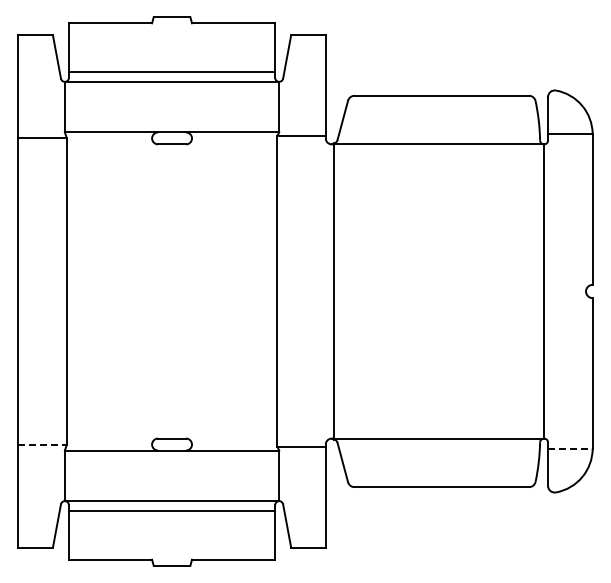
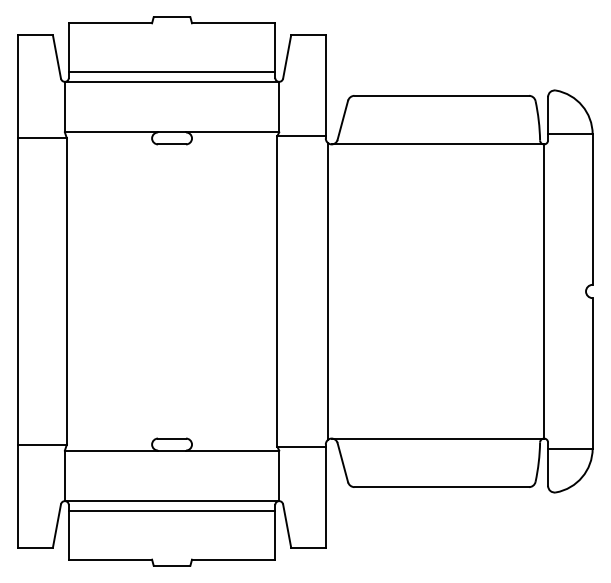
line position: (333, 291) -> (327, 291) (327, 291)
line: dashed -> solid (43, 444)
line: dashed -> solid (570, 448)
